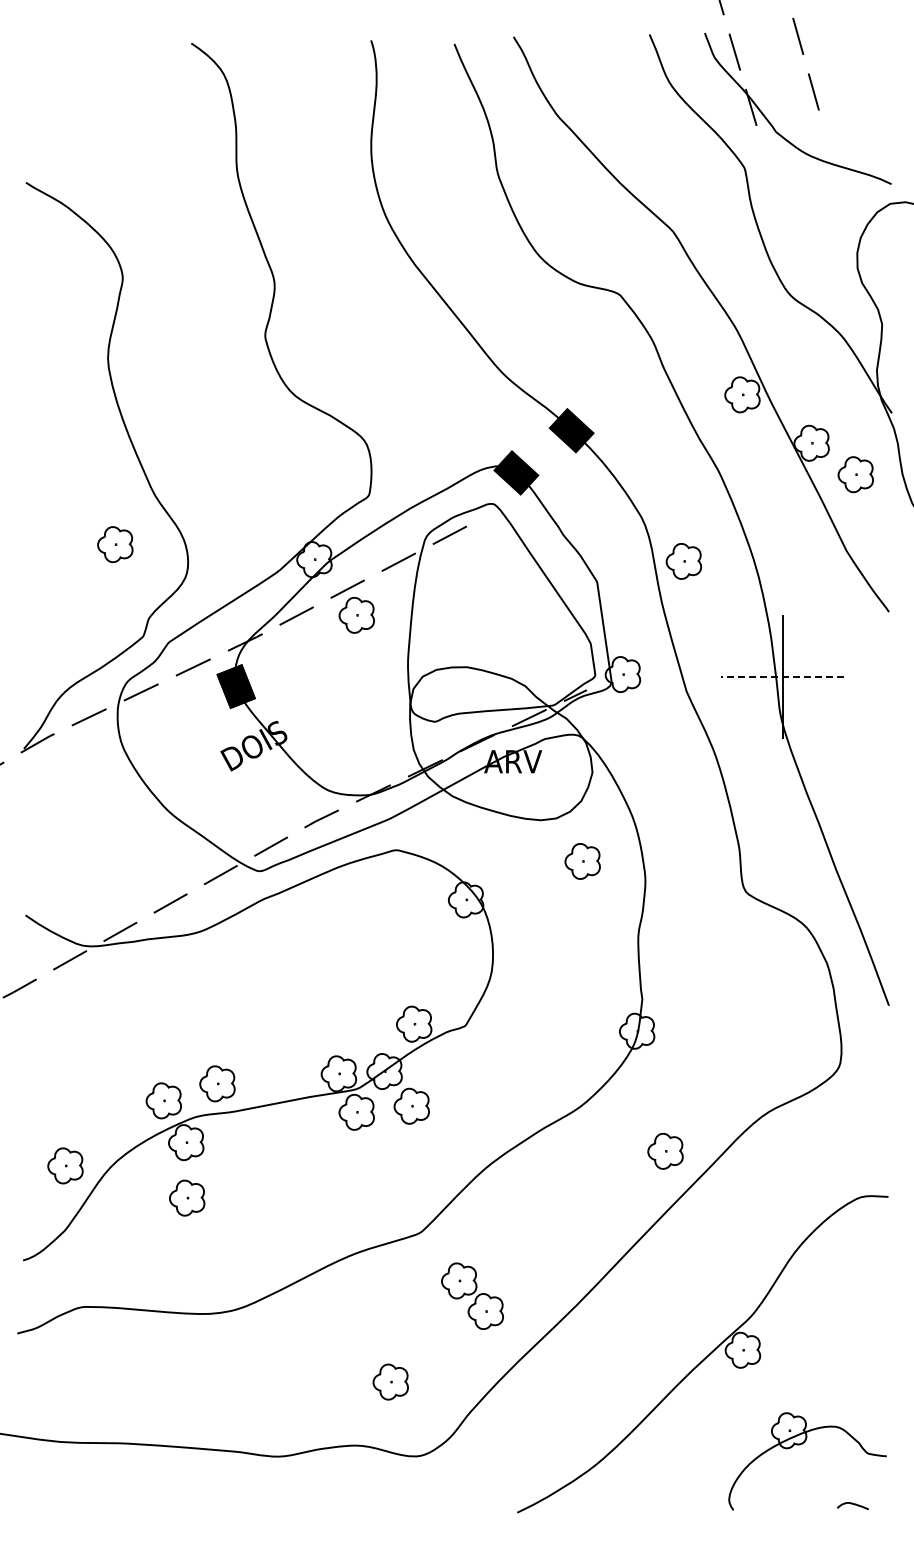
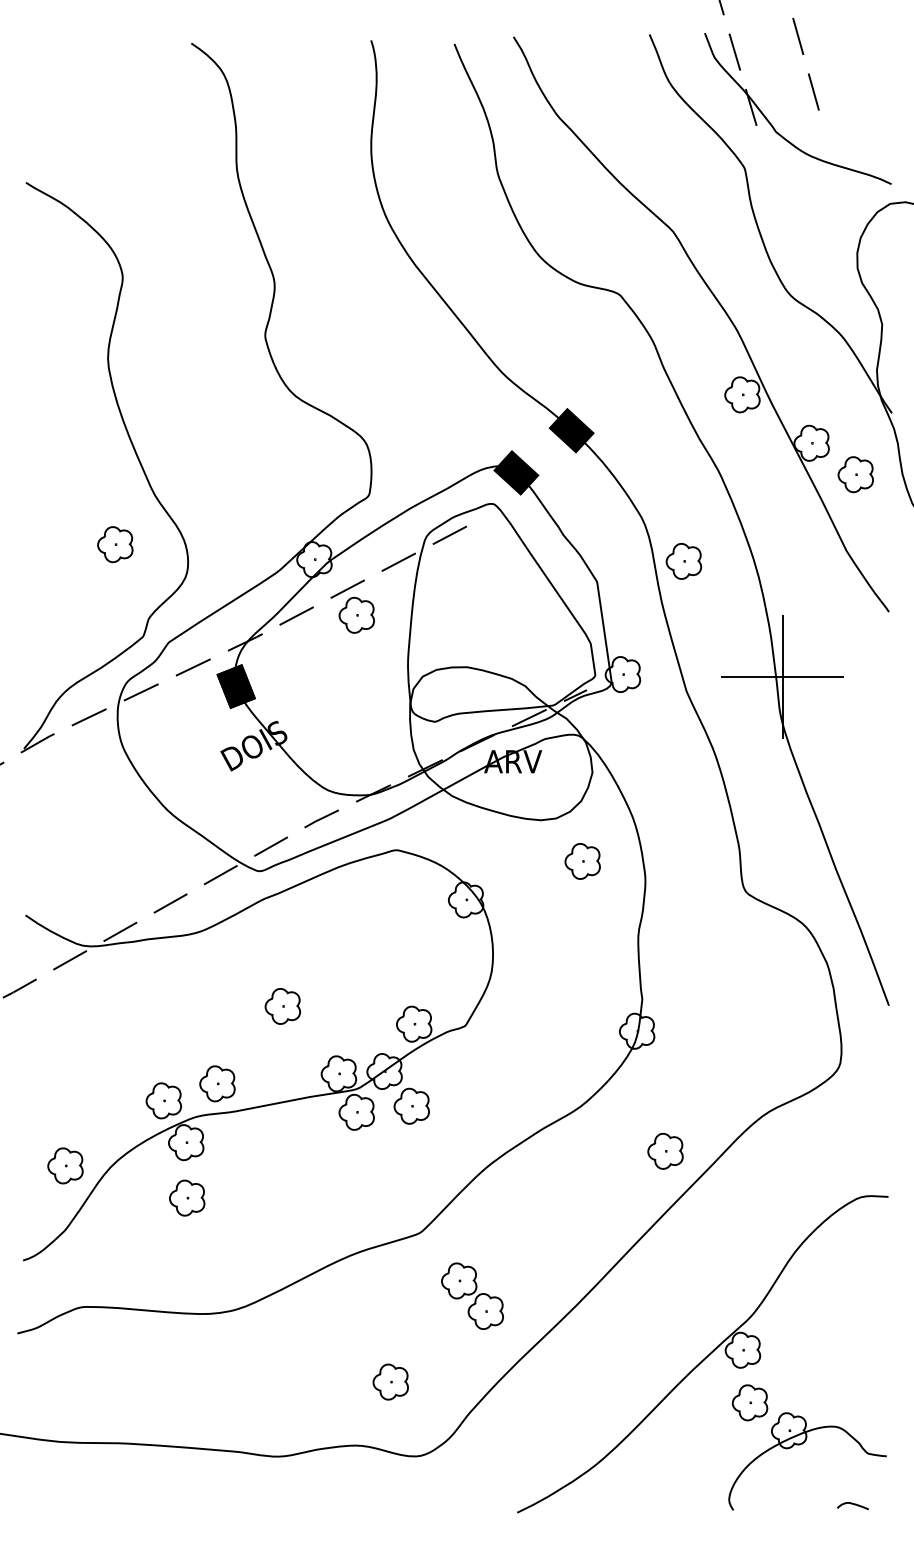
line: dashed -> solid (782, 677)
part: none -> present (282, 1006)
part: none -> present (749, 1402)
